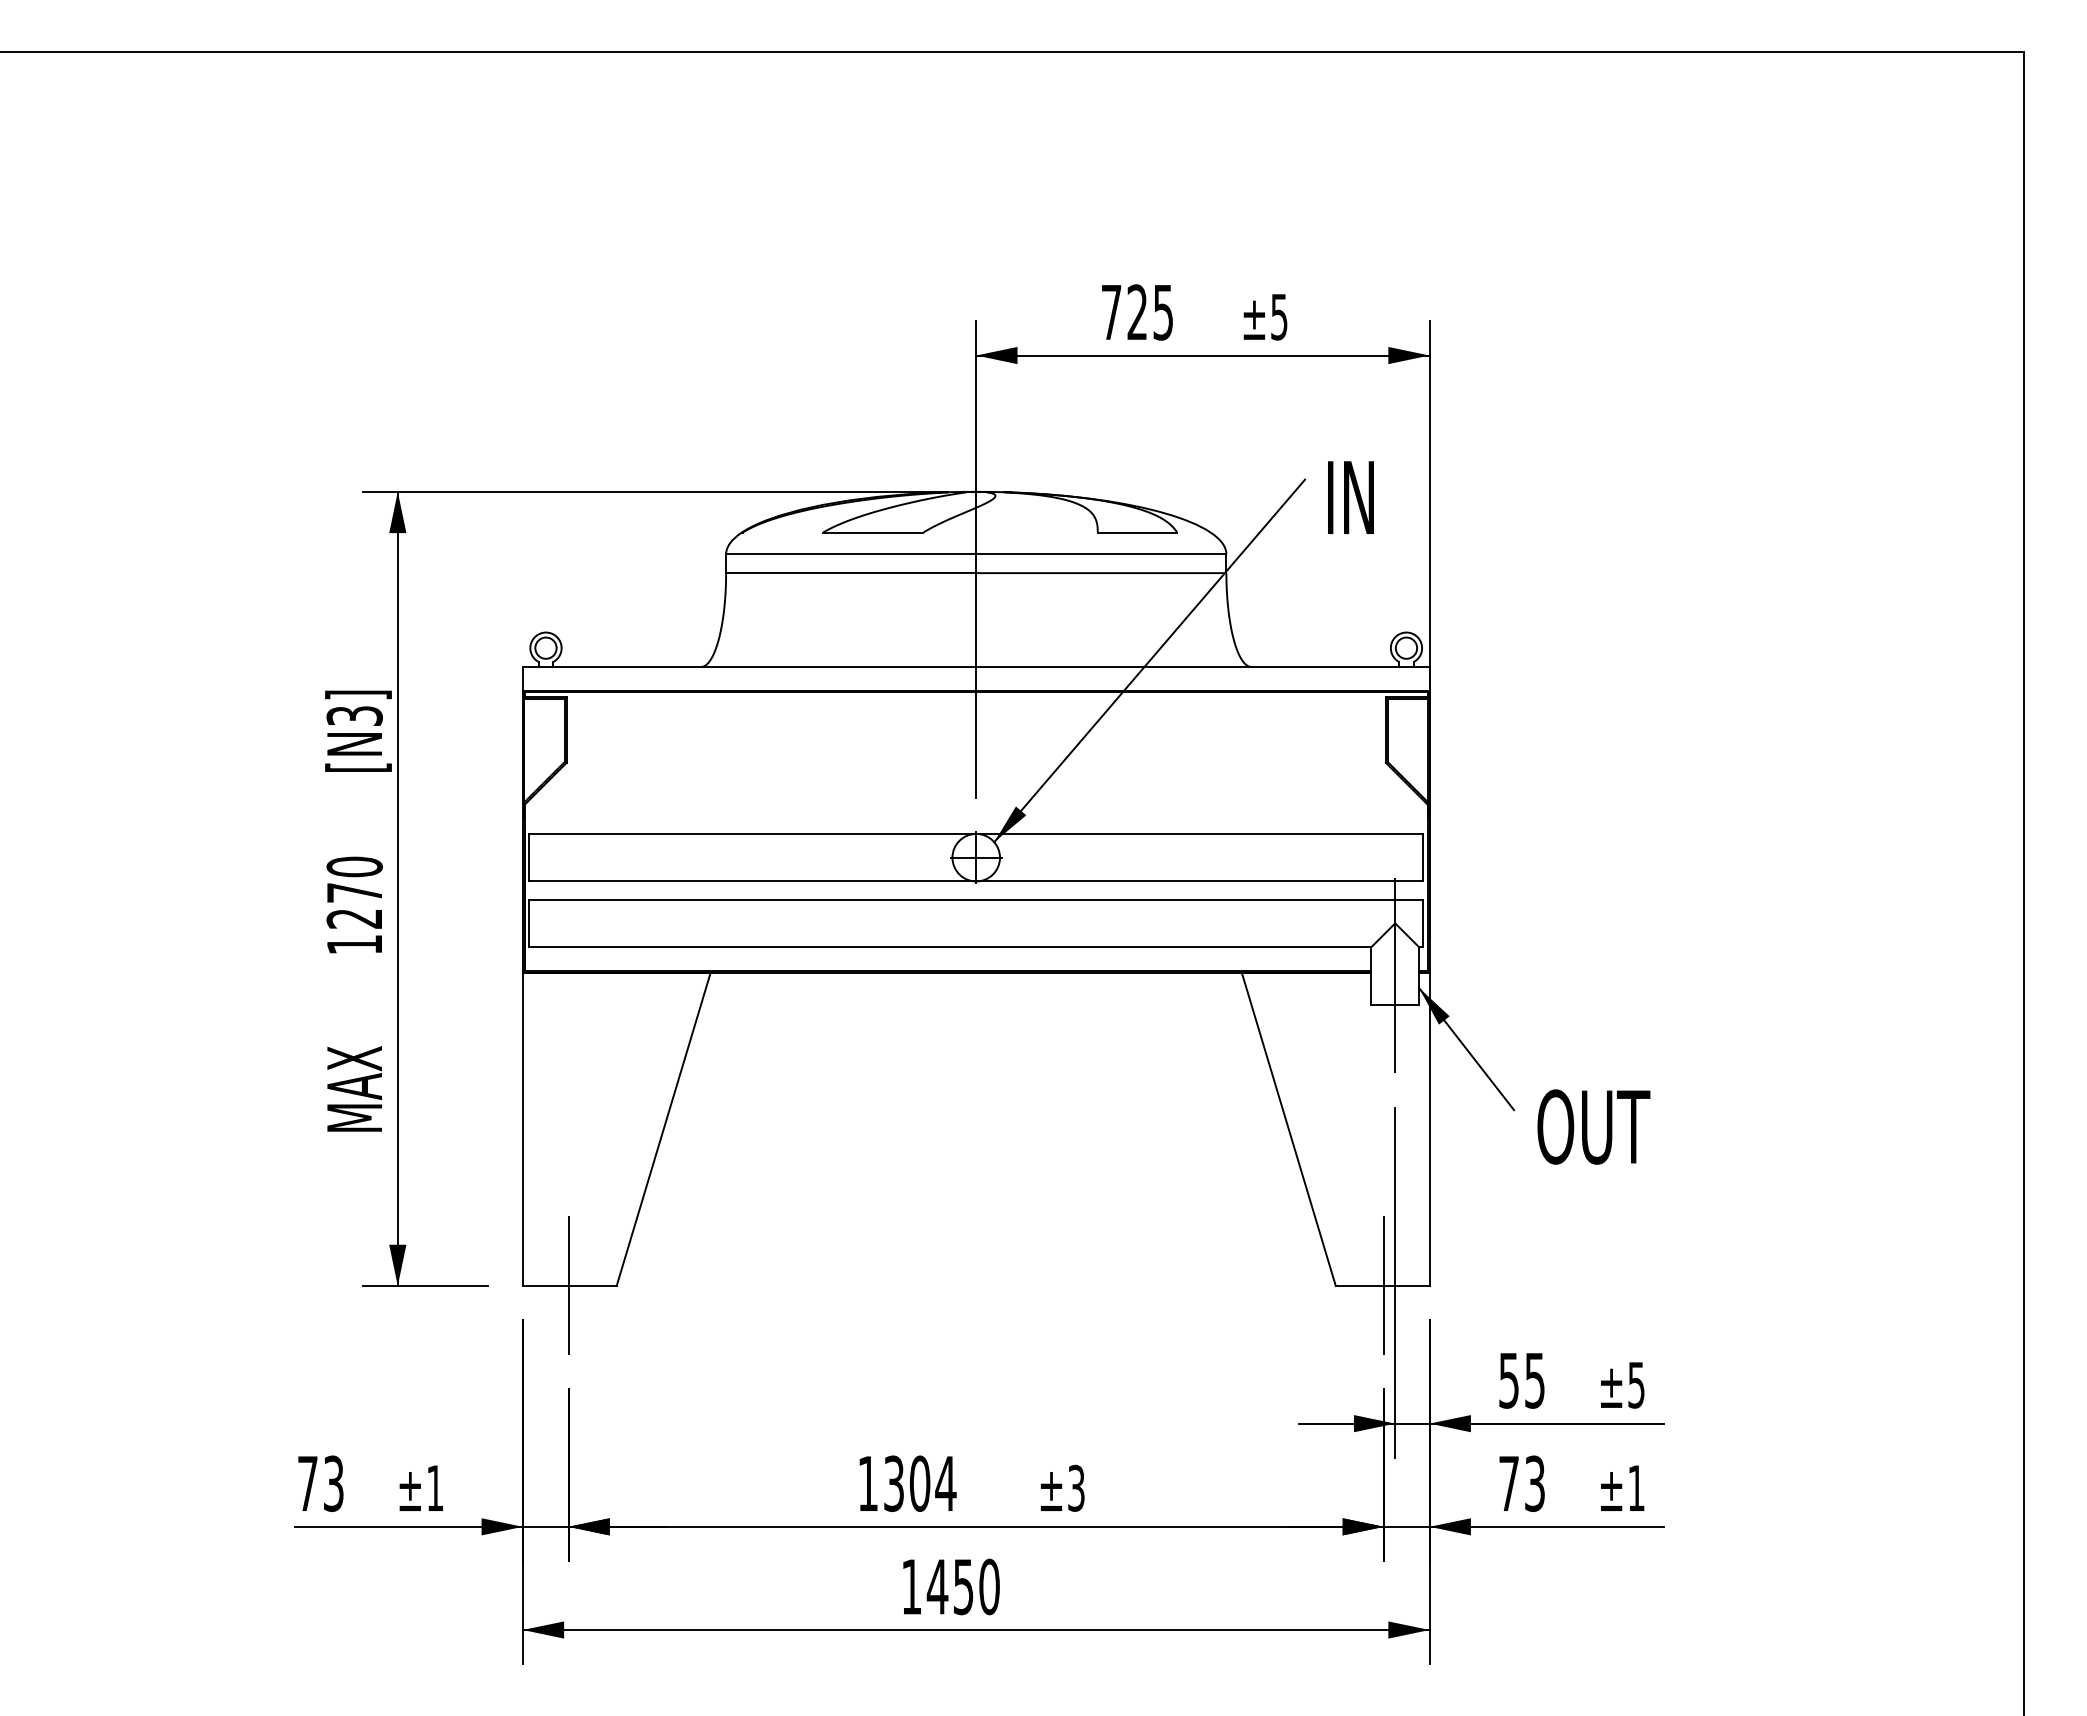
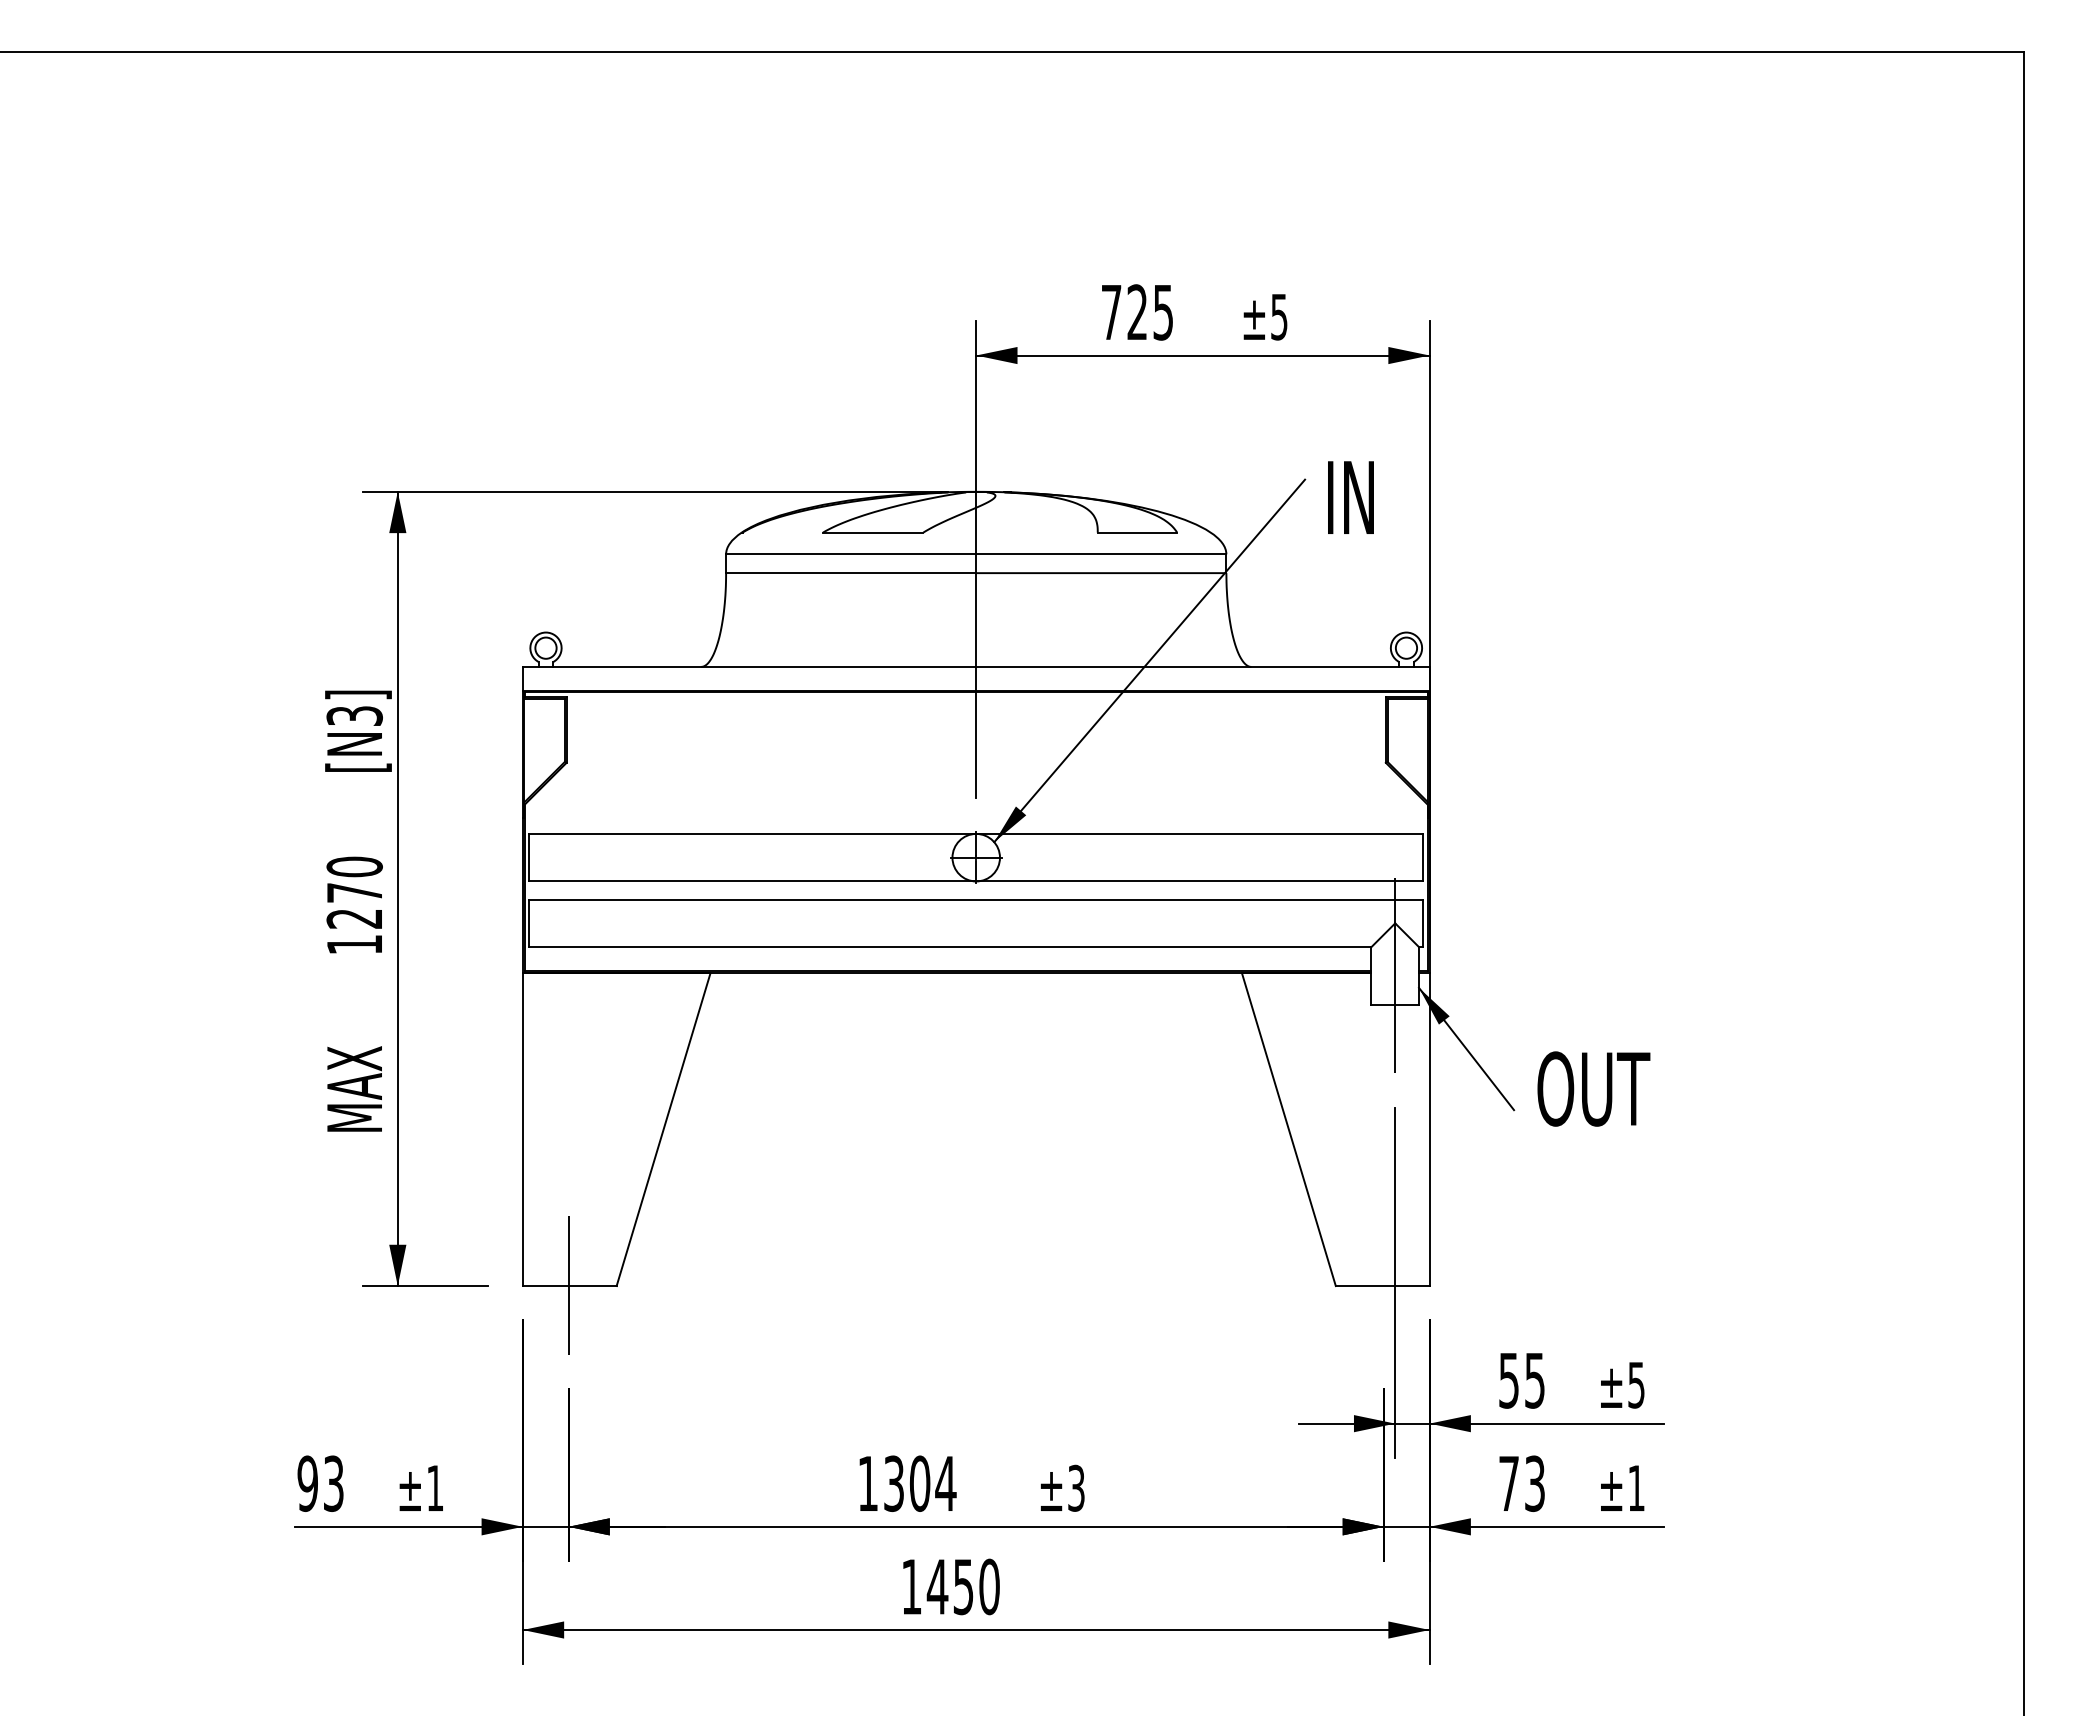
text position: (1593, 1126) -> (1593, 1088) (1593, 1088)
line: present -> none (1383, 1285)
text: 73 -> 93 (307, 1483)
